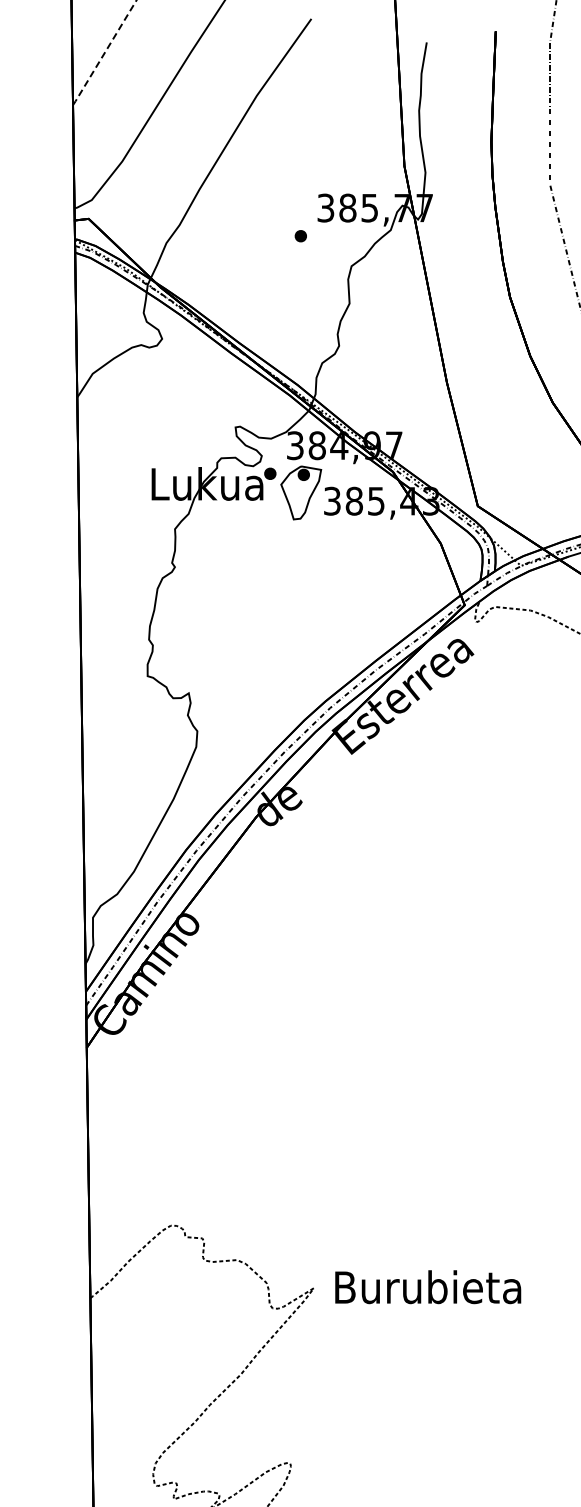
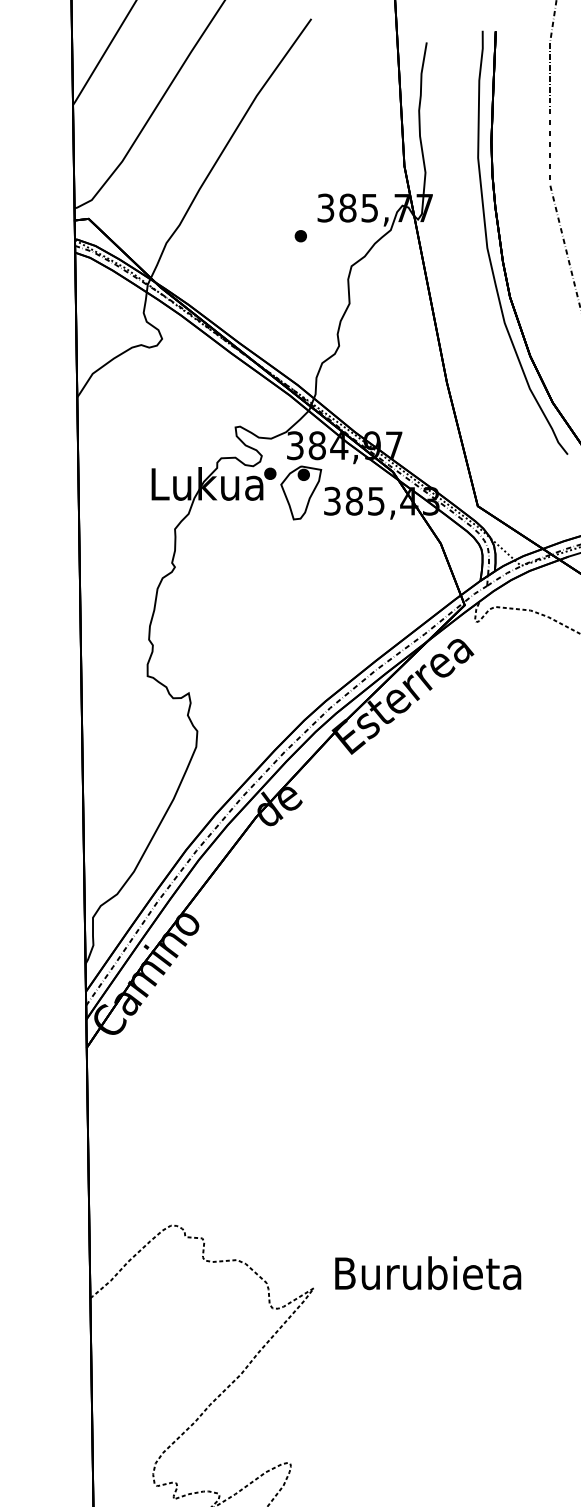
line: dashed -> solid (104, 53)
curve: none -> present (488, 246)
text position: (428, 1287) -> (428, 1273) (428, 1273)
